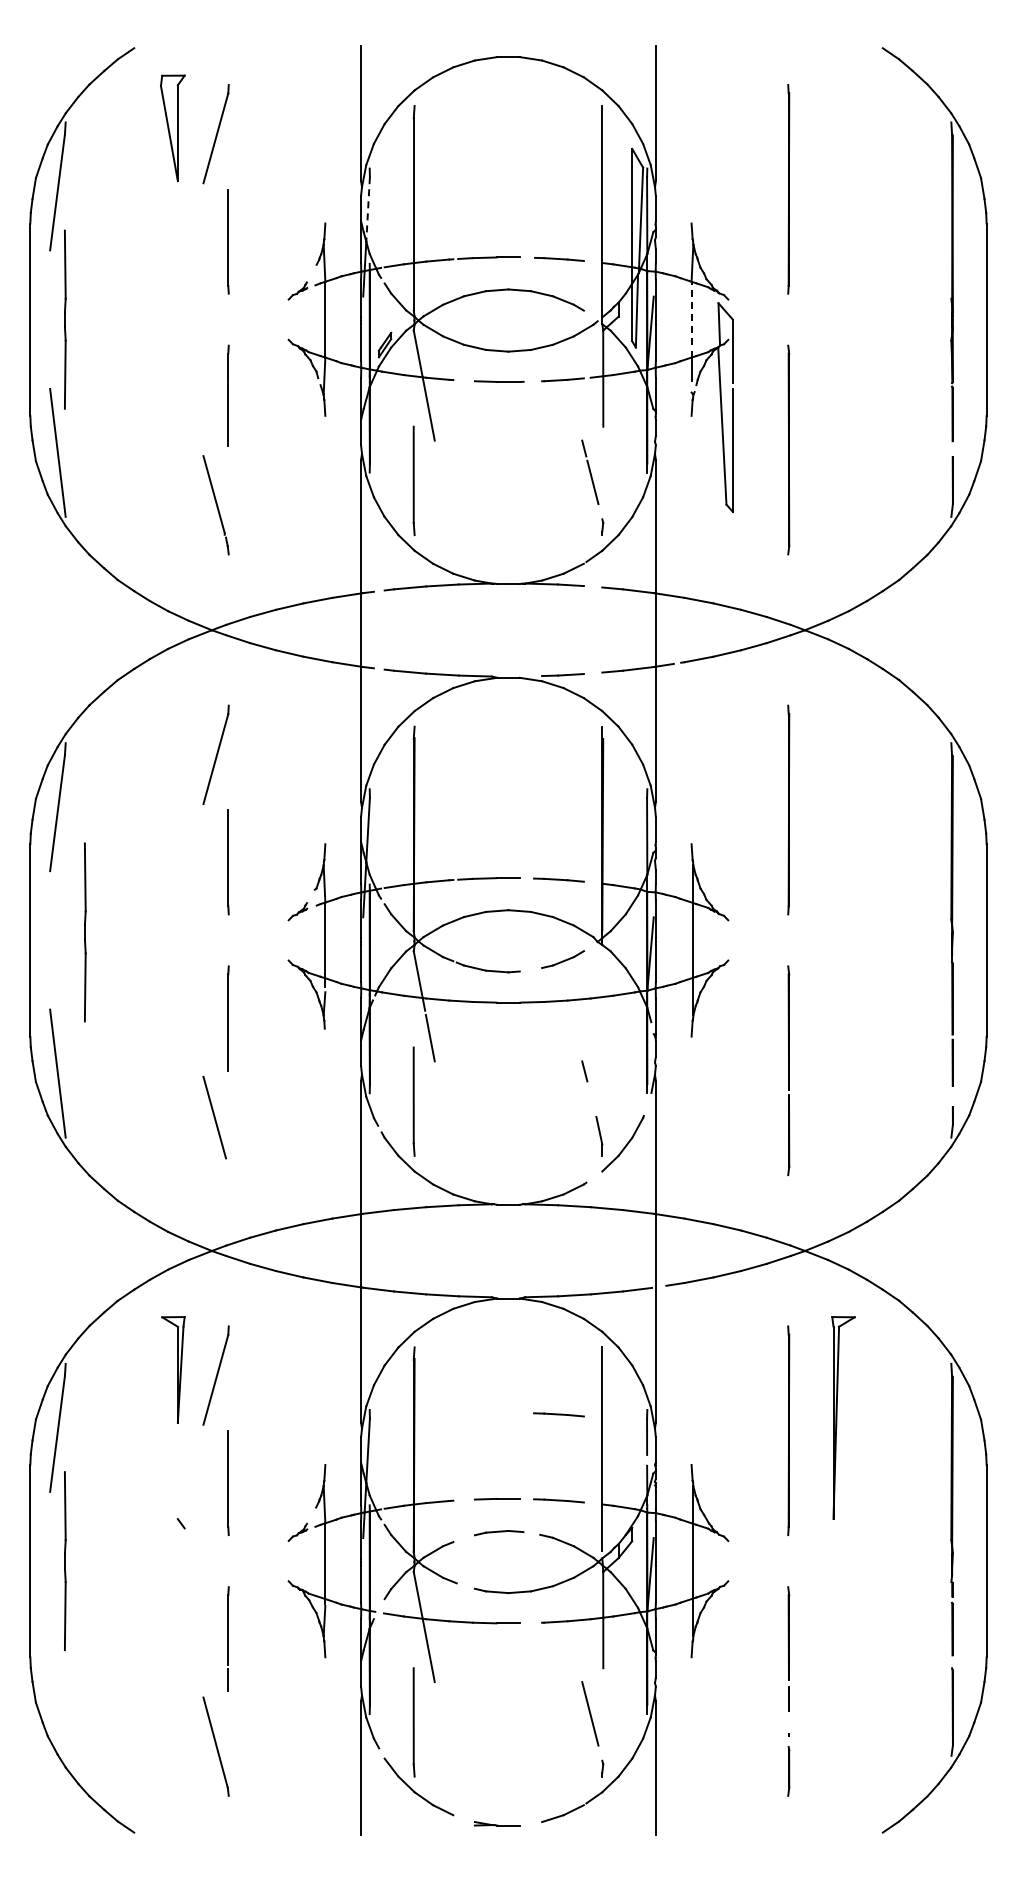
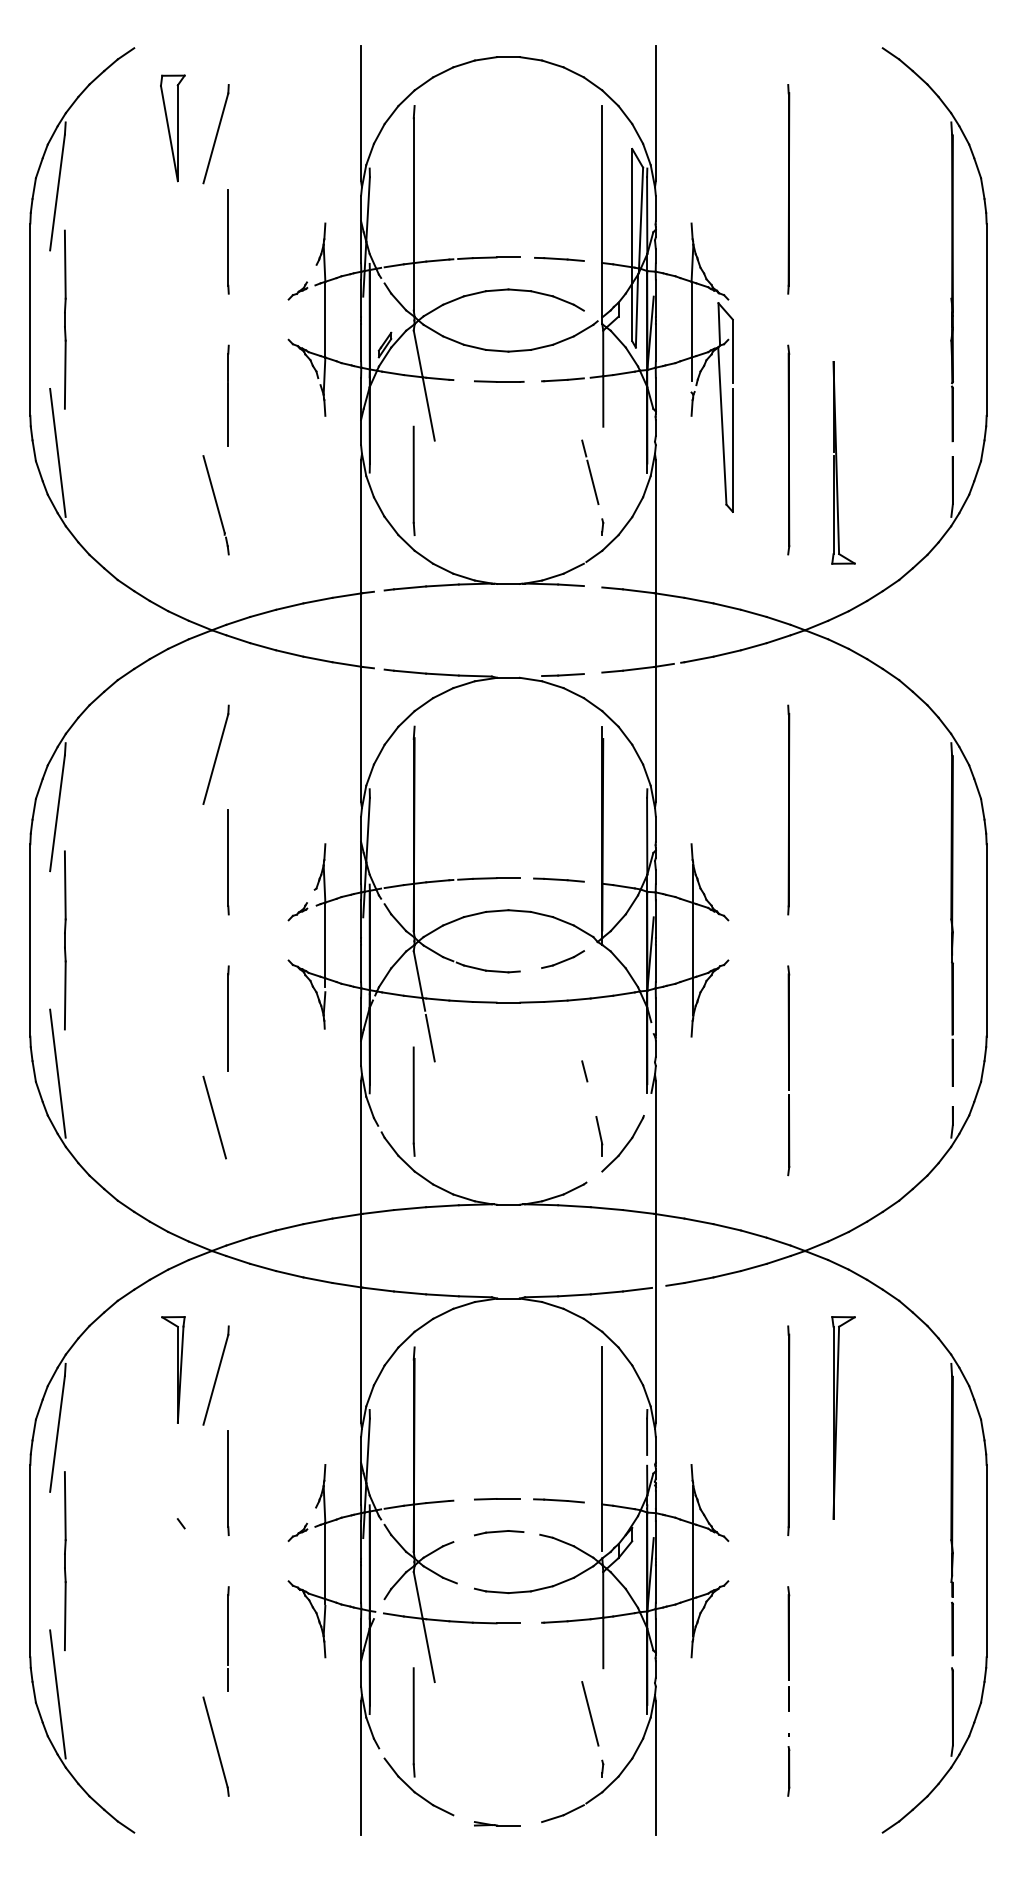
line: dashed -> solid (368, 209)
line: dashed -> solid (691, 319)
part: none -> present (843, 462)
line position: (85, 932) -> (65, 940) (65, 940)
line: present -> none (558, 1414)
line: none -> present (57, 1694)
